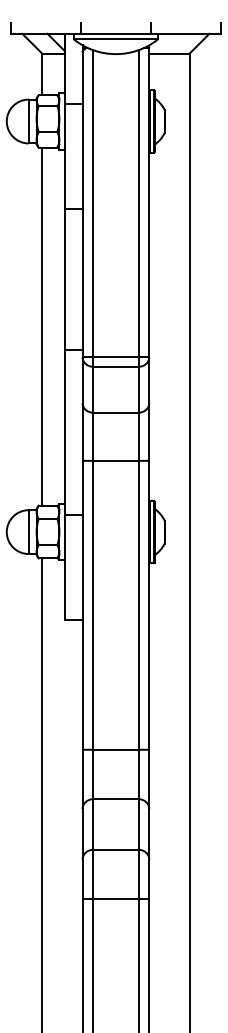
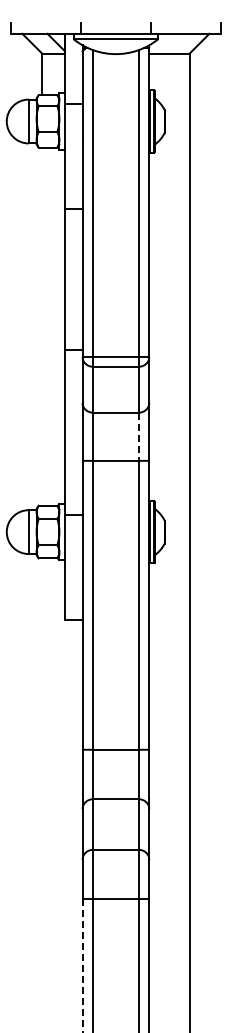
line: present -> none (42, 326)
line: solid -> dashed (138, 437)
line: present -> none (42, 793)
line: solid -> dashed (82, 966)
